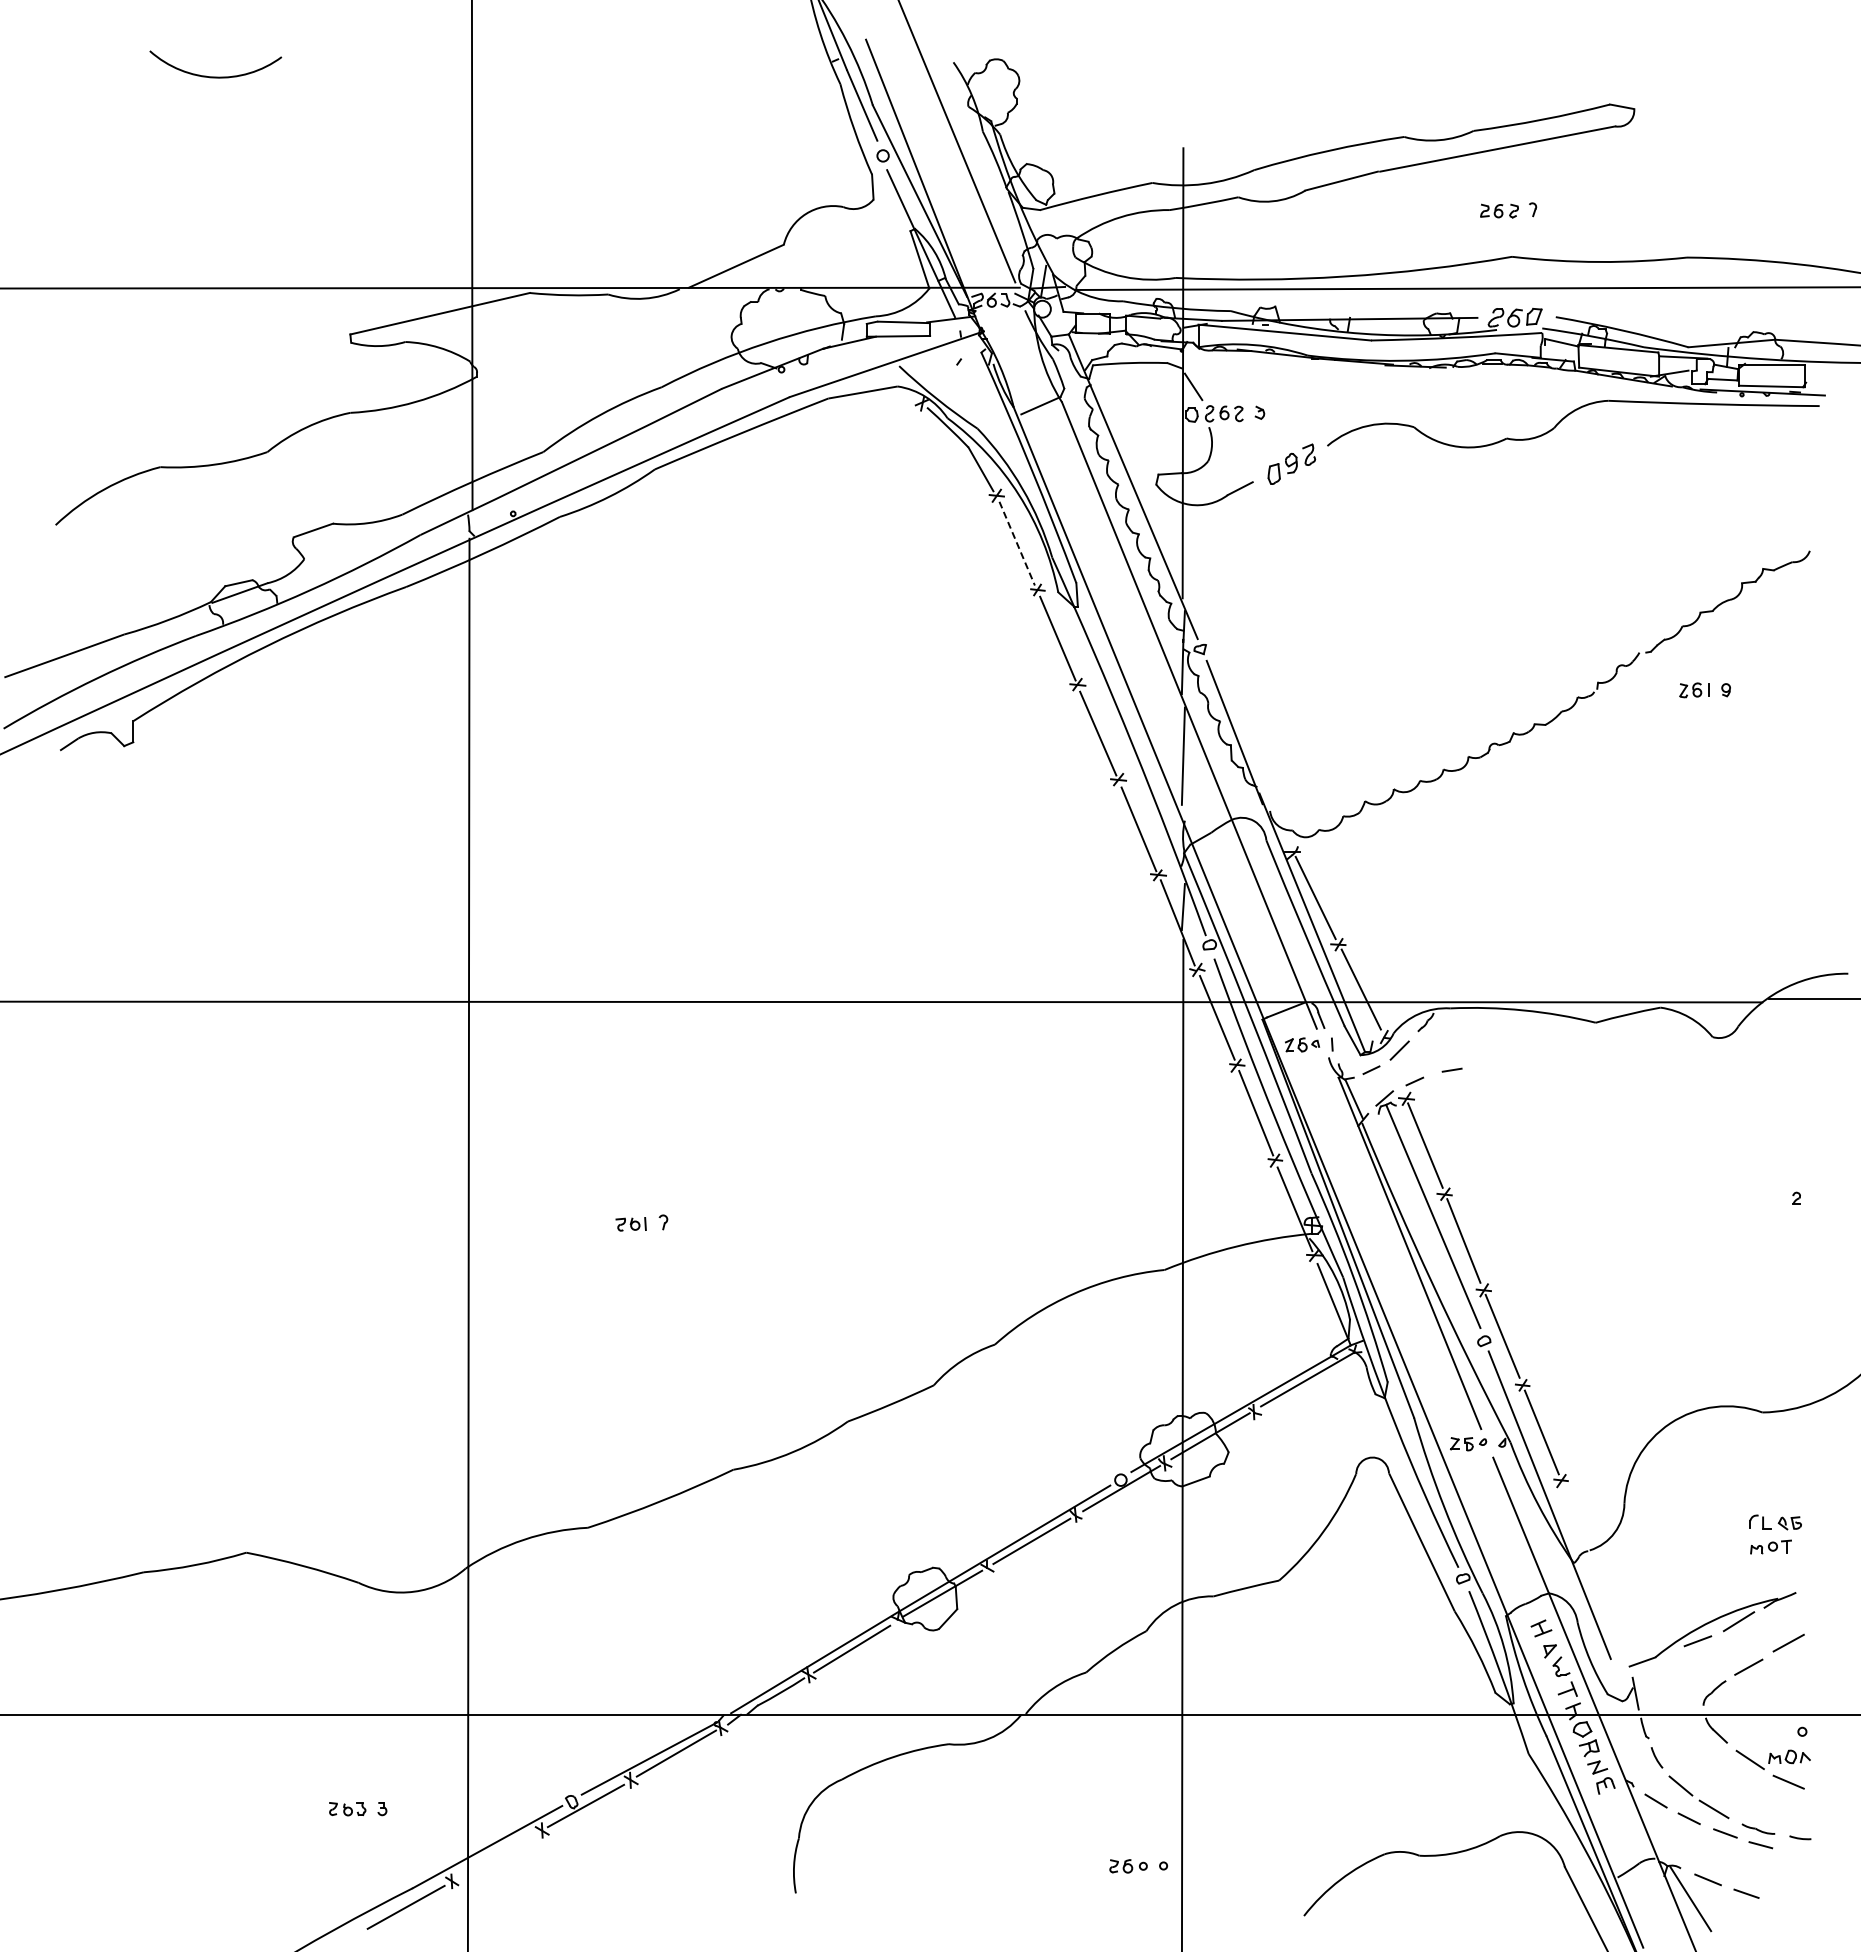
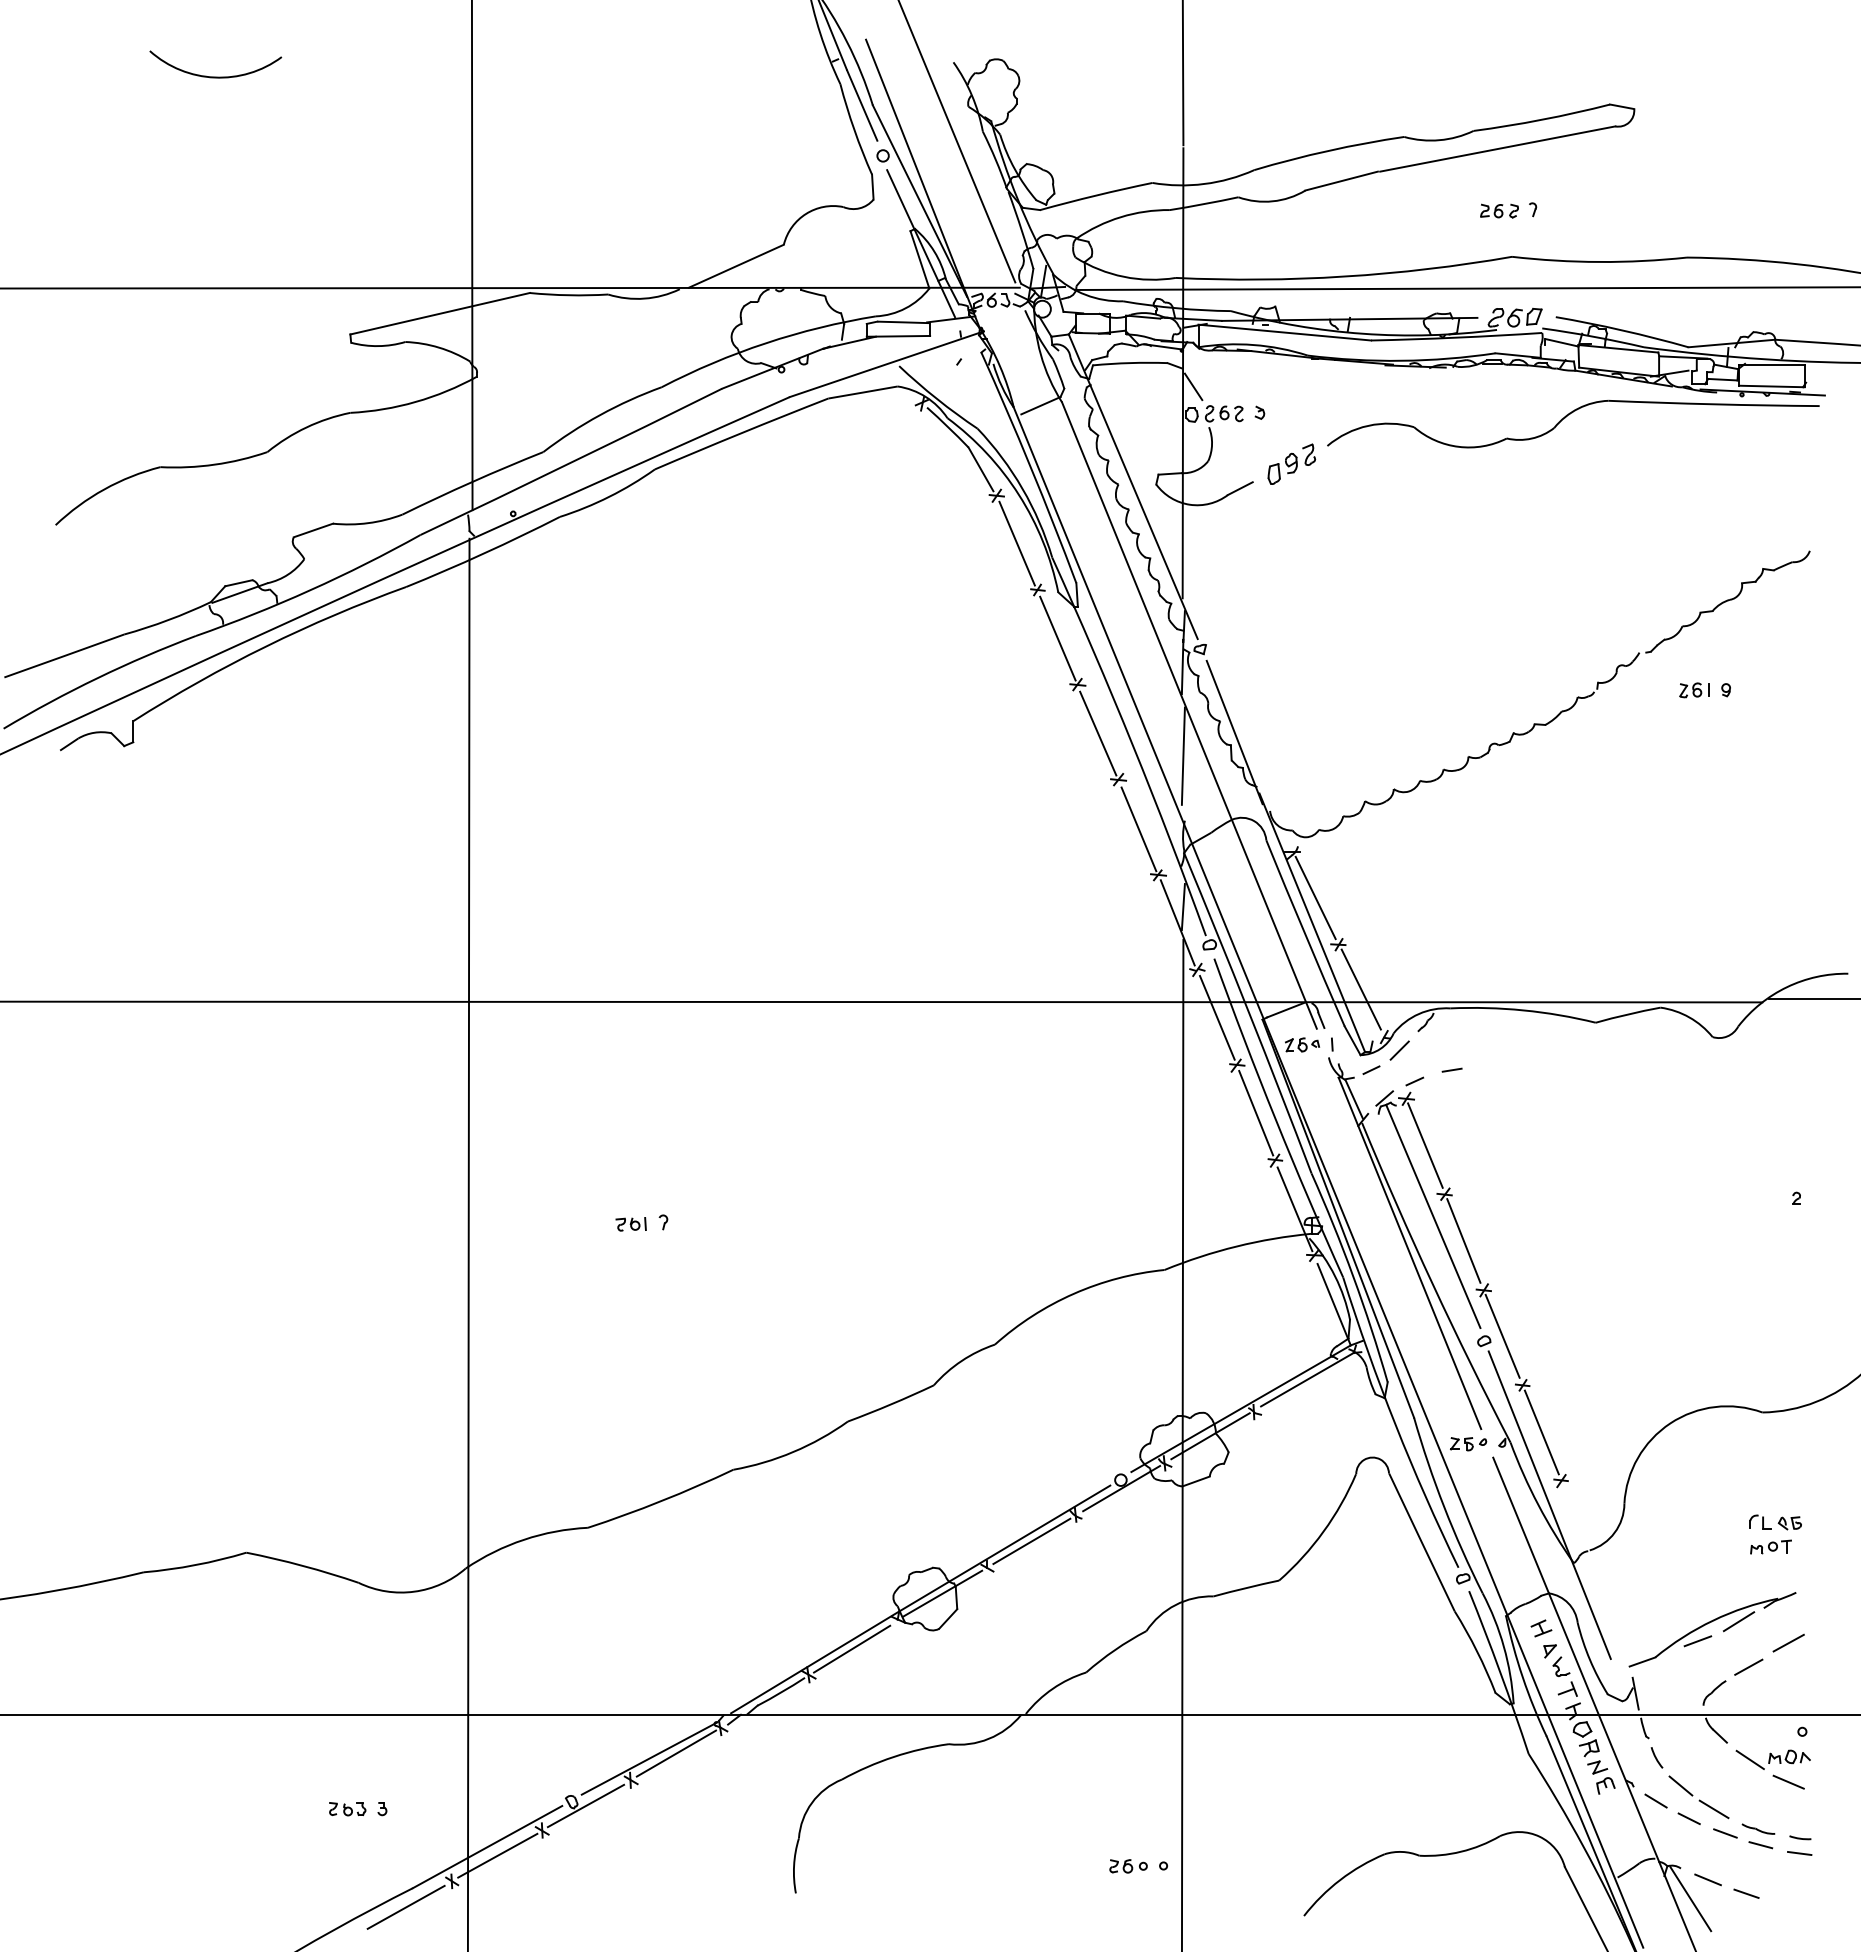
line: none -> present (1182, 73)
line: dashed -> solid (1017, 544)
line: none -> present (1799, 1853)
line: none -> present (497, 1855)
